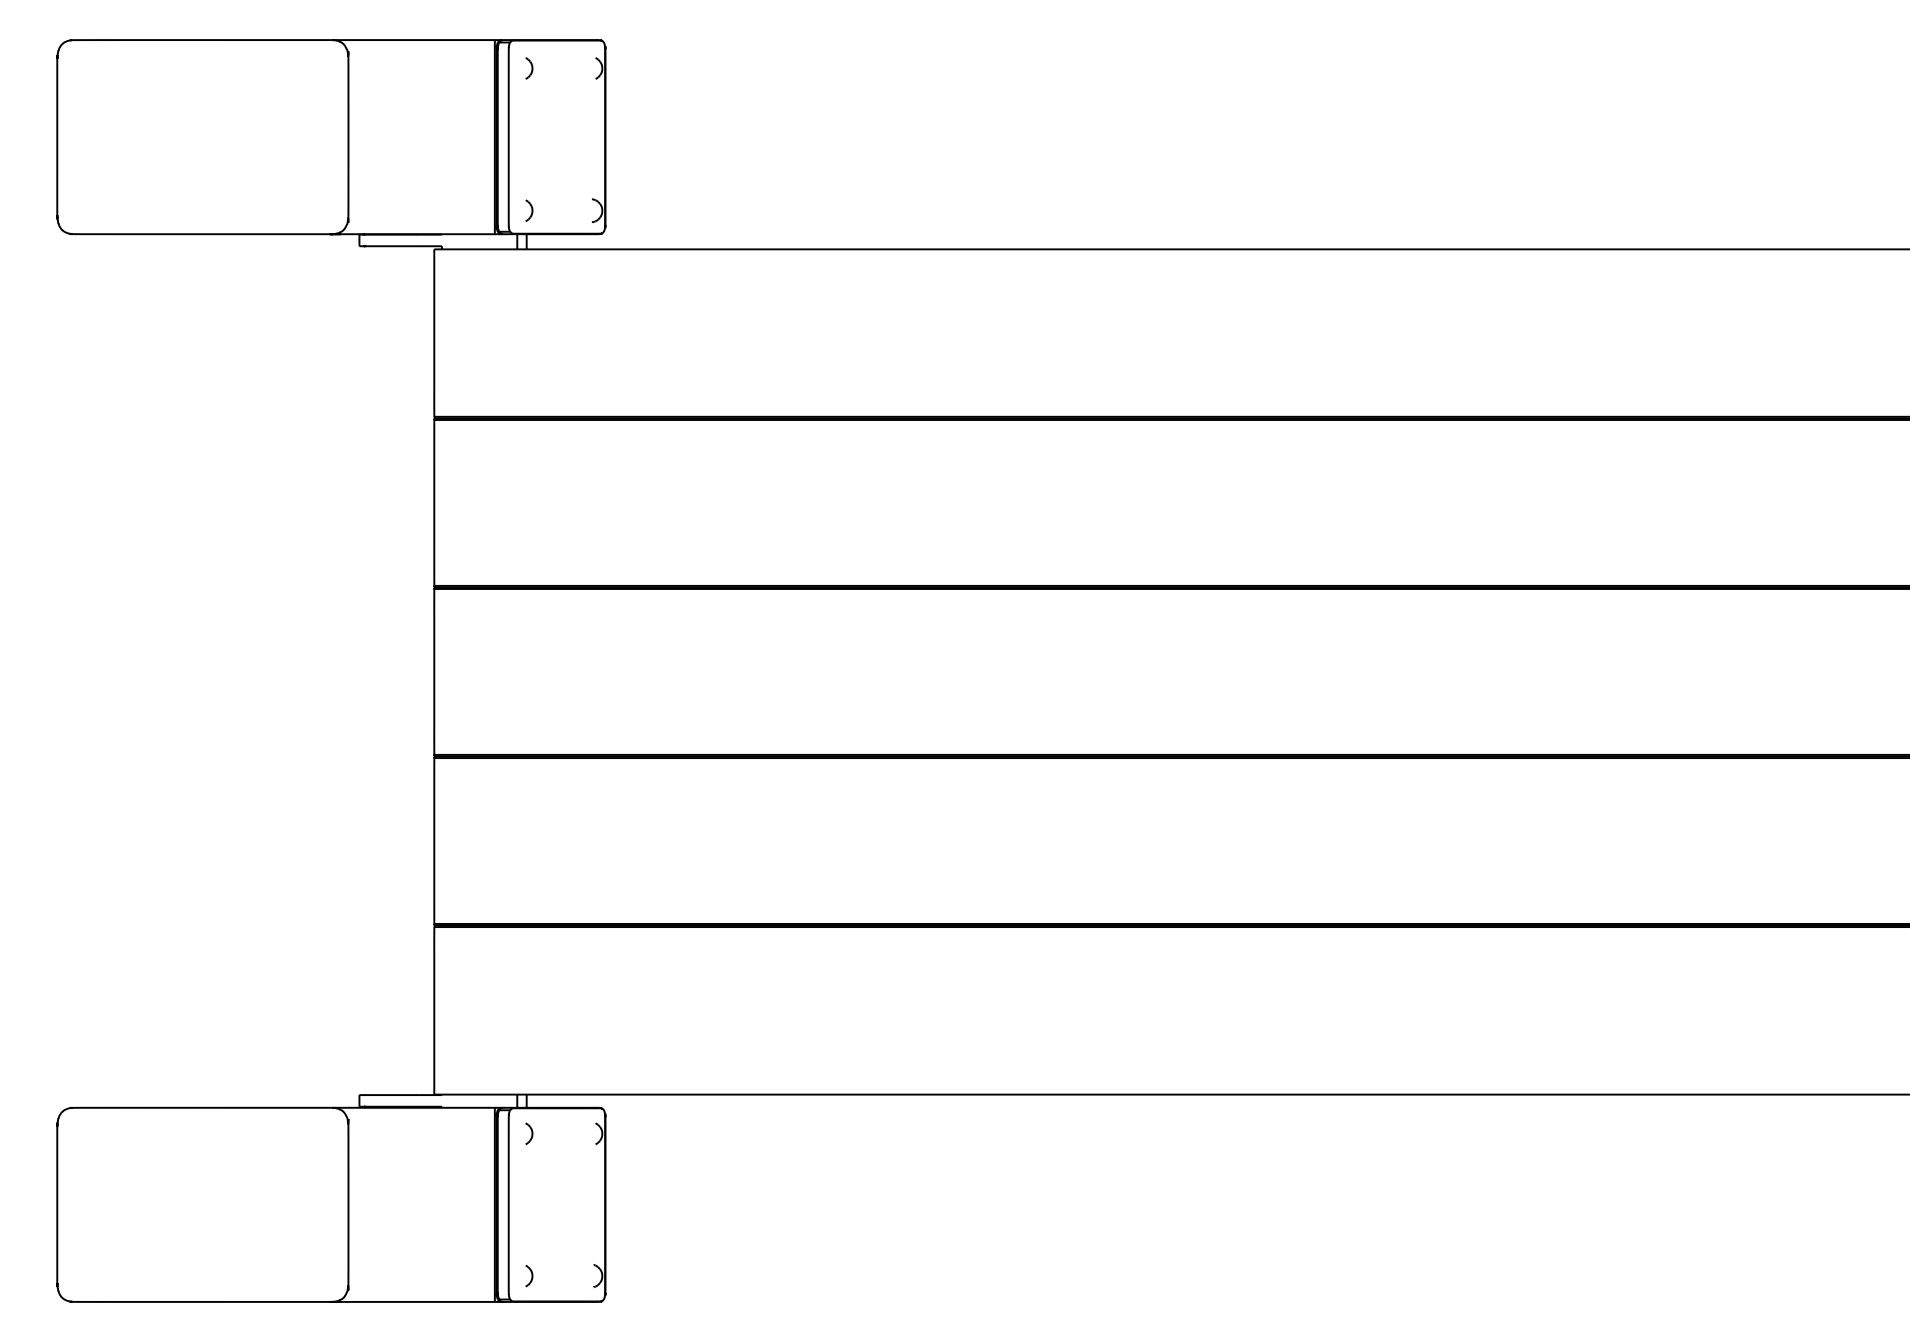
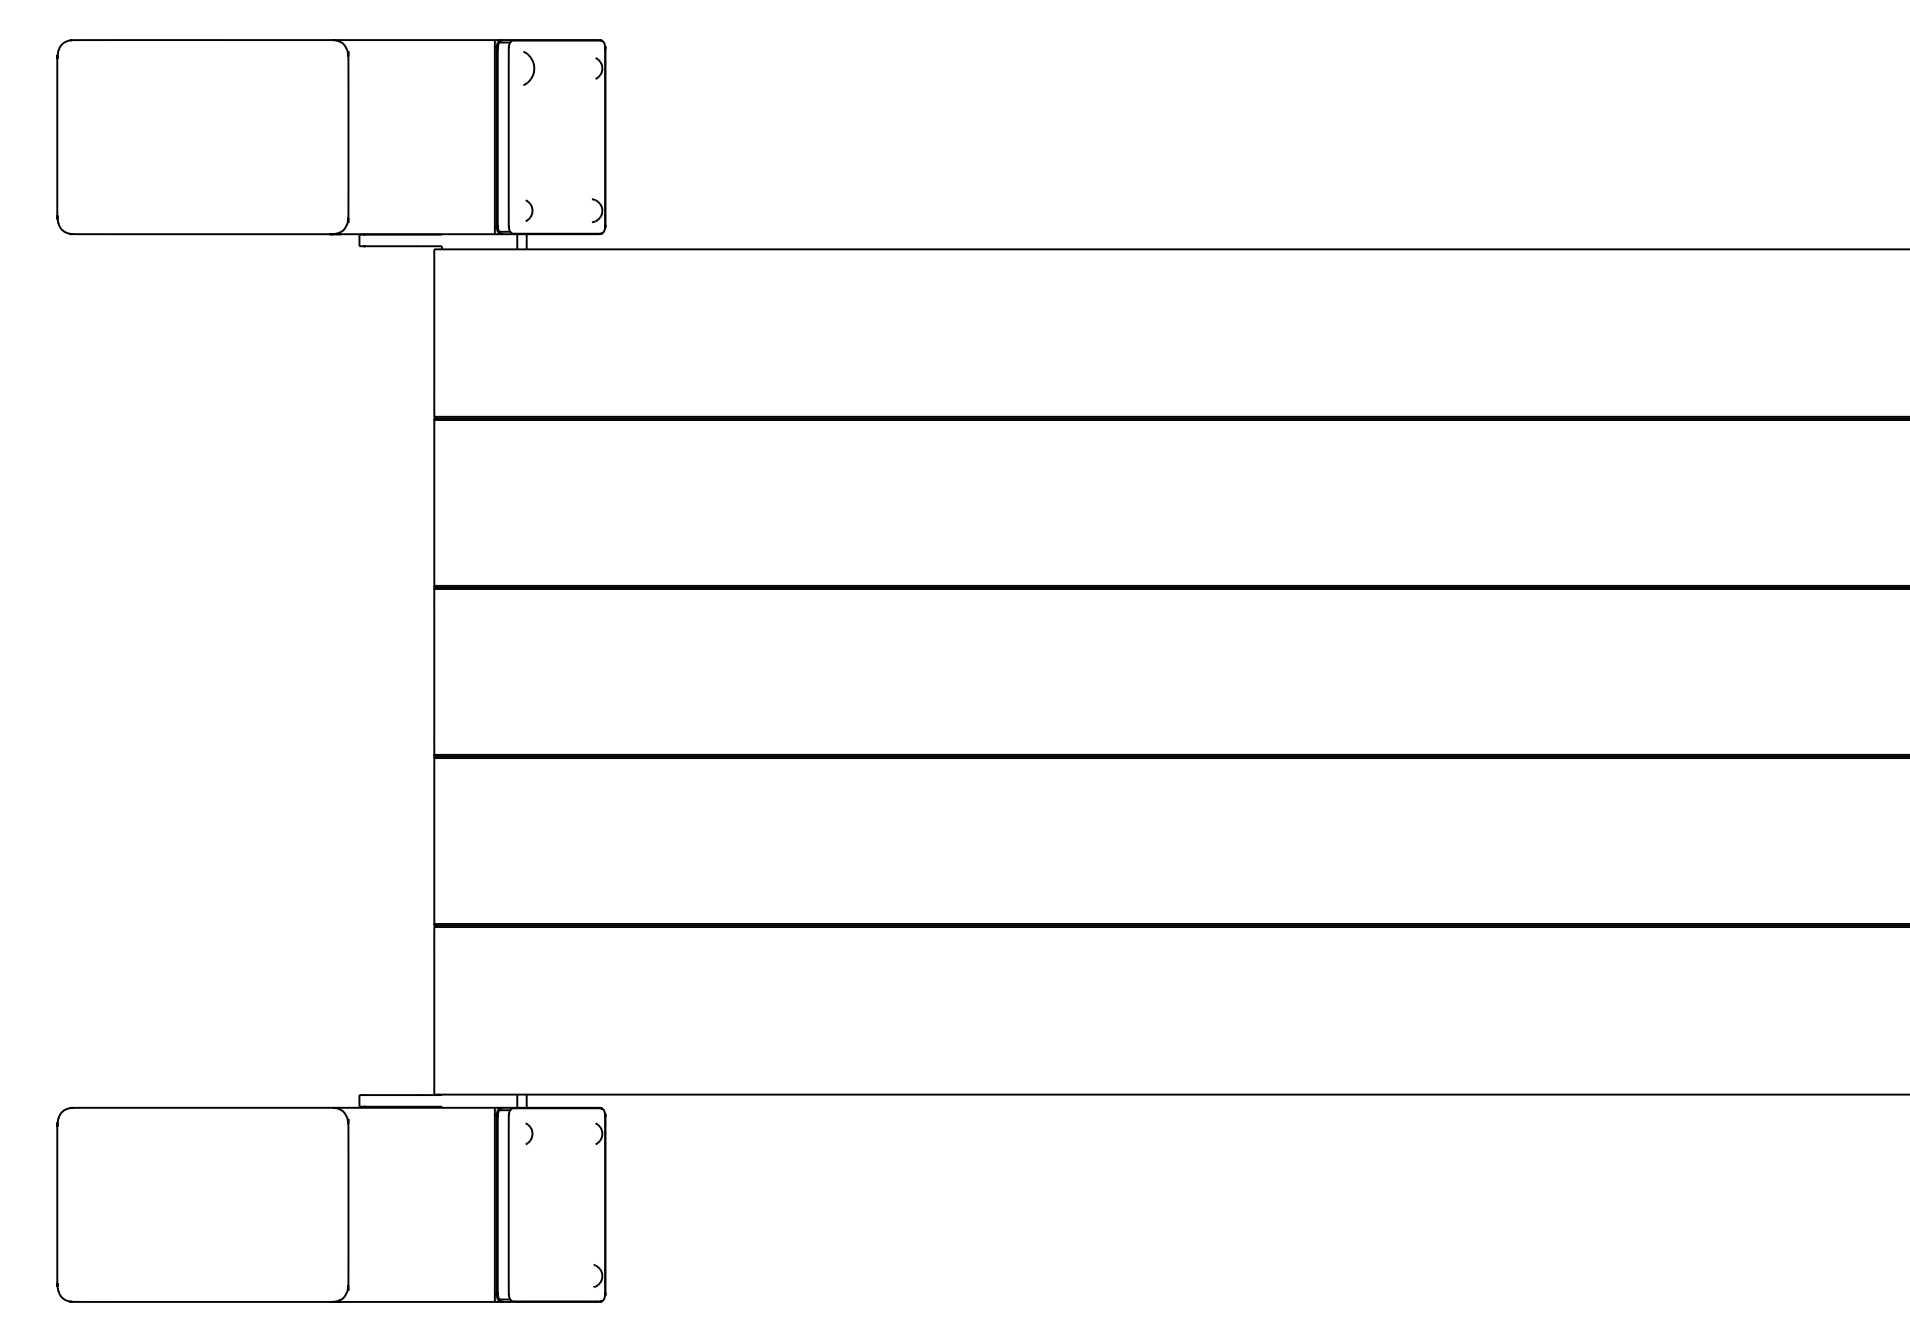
part size: 9x23 px -> 13x35 px (529, 68)
part: present -> none (529, 1275)
